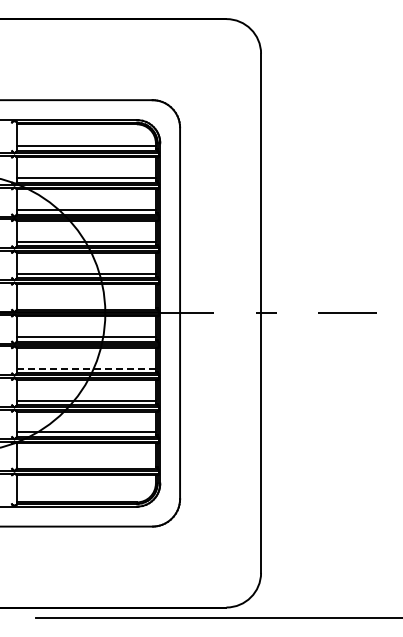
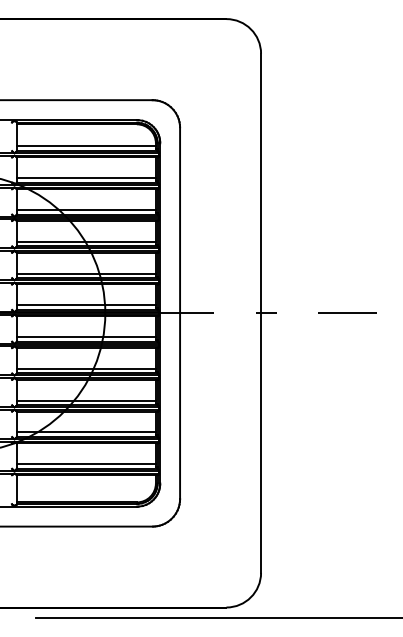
line: none -> present (86, 305)
line: dashed -> solid (87, 368)
line: none -> present (86, 464)
